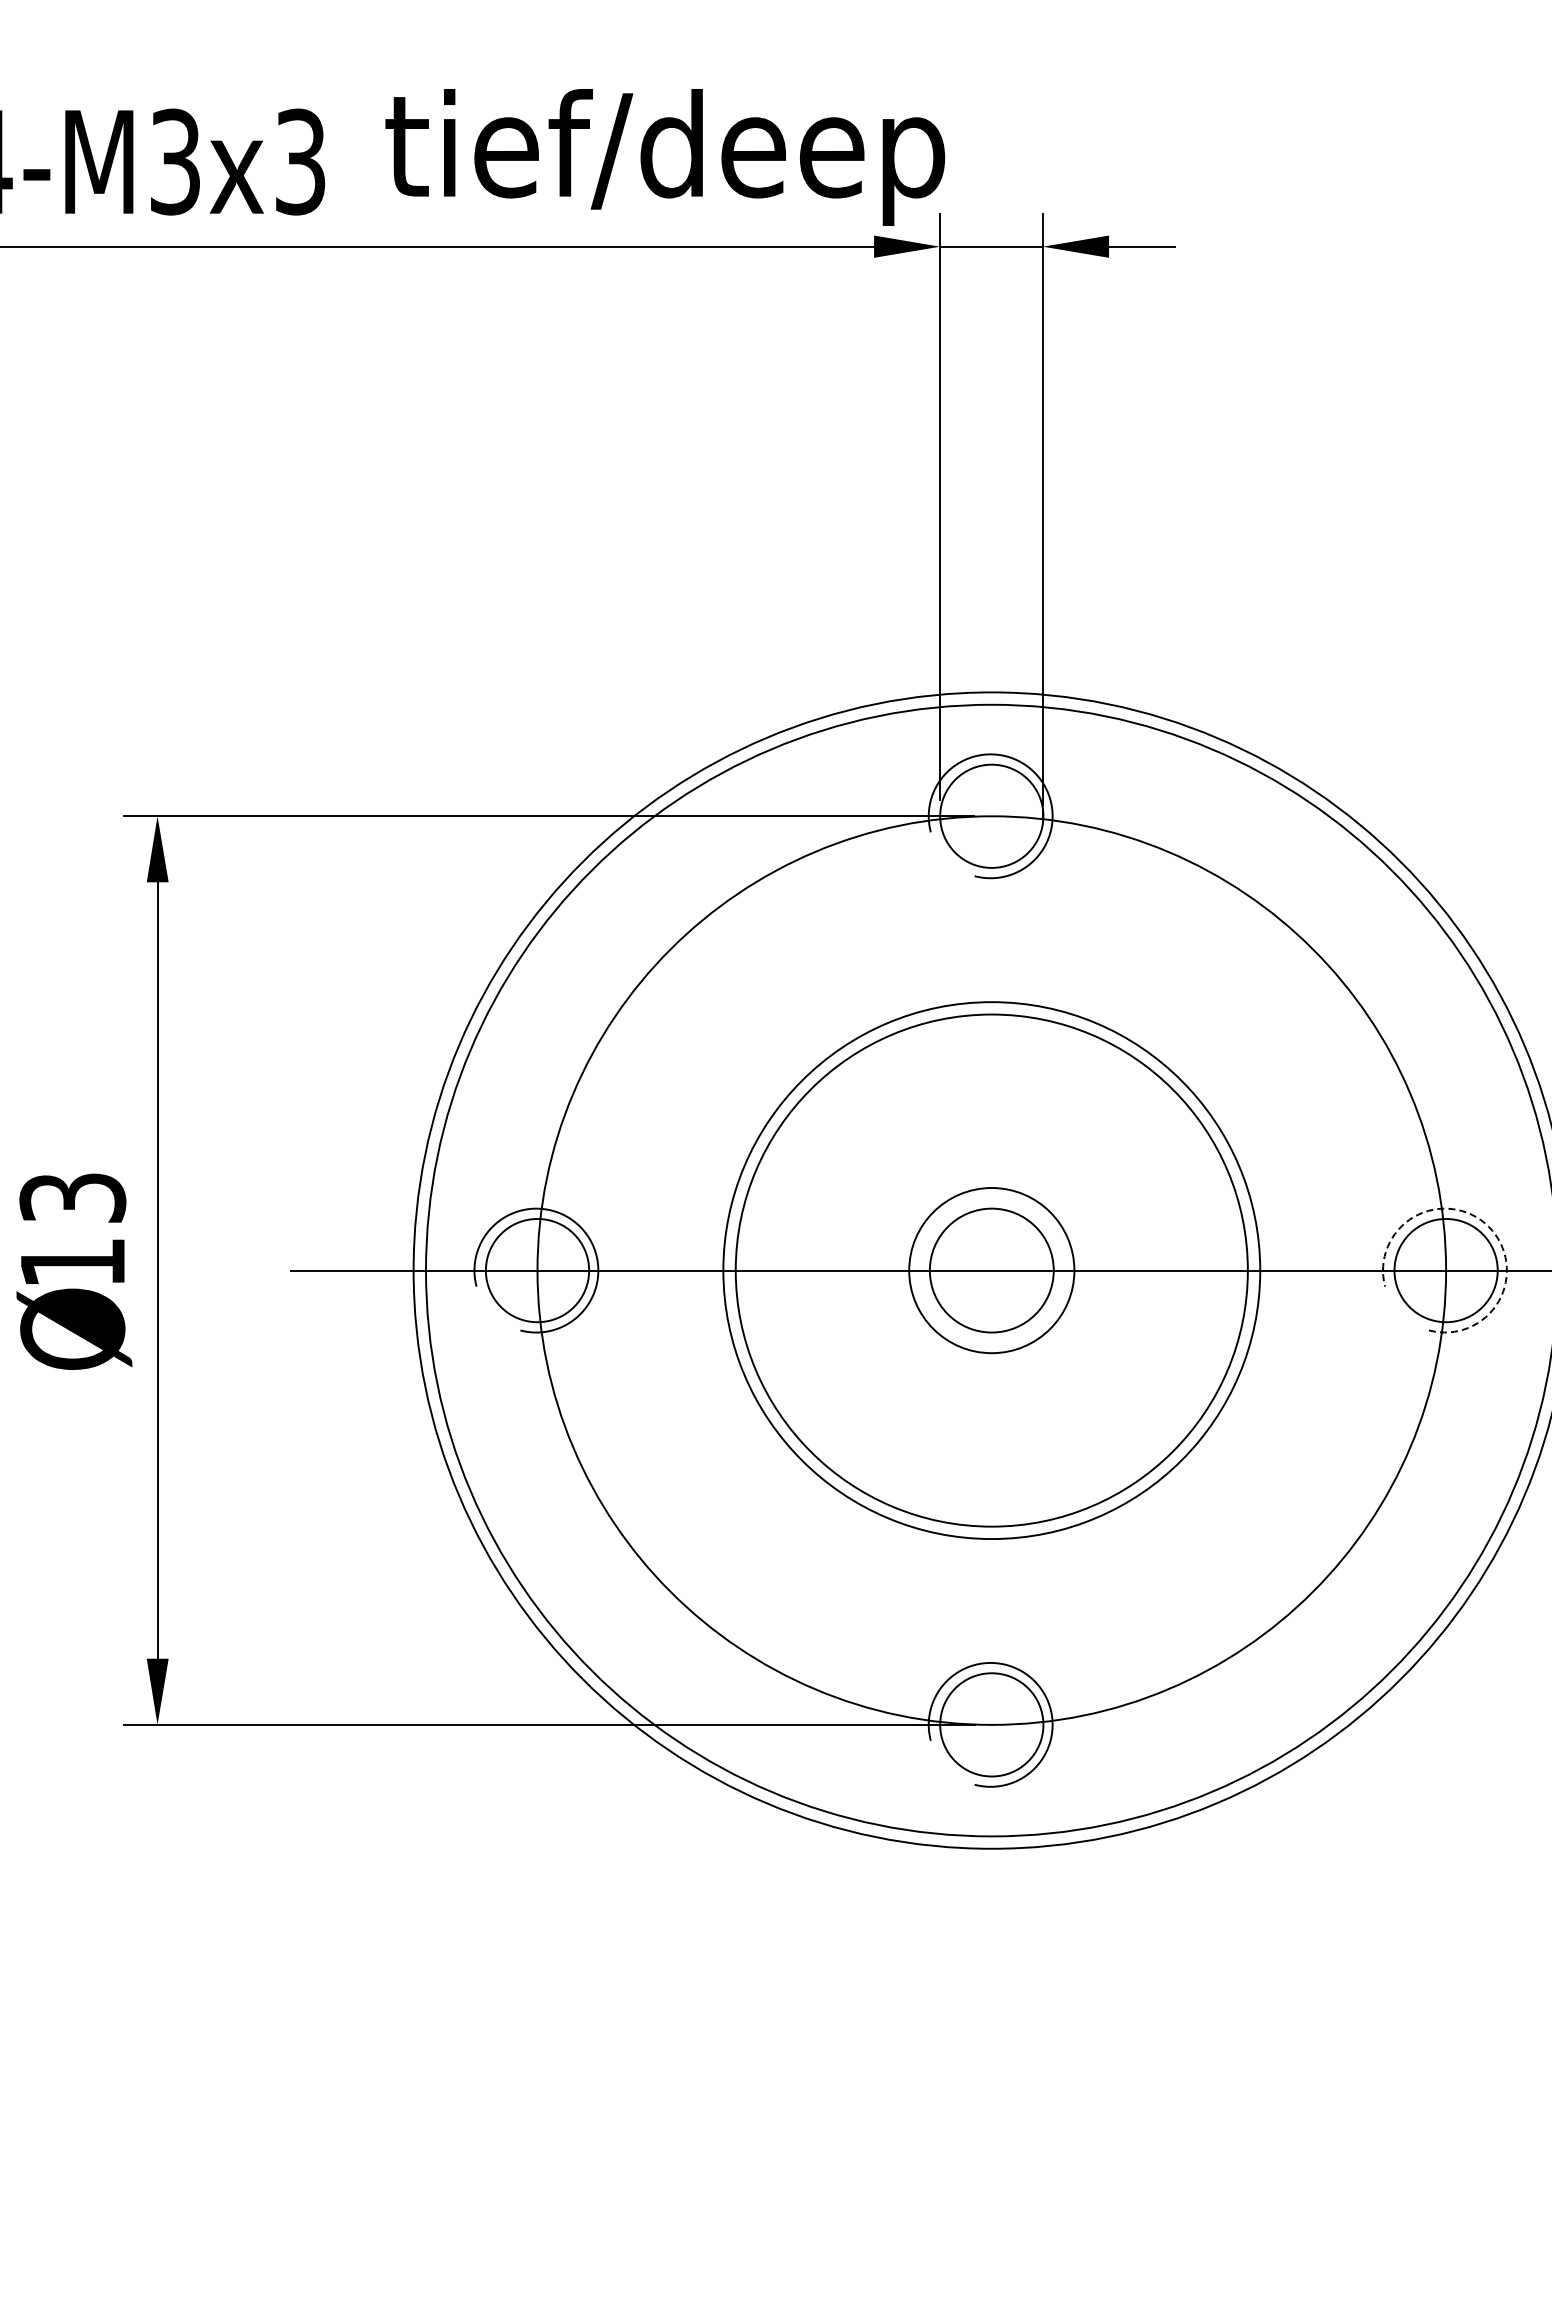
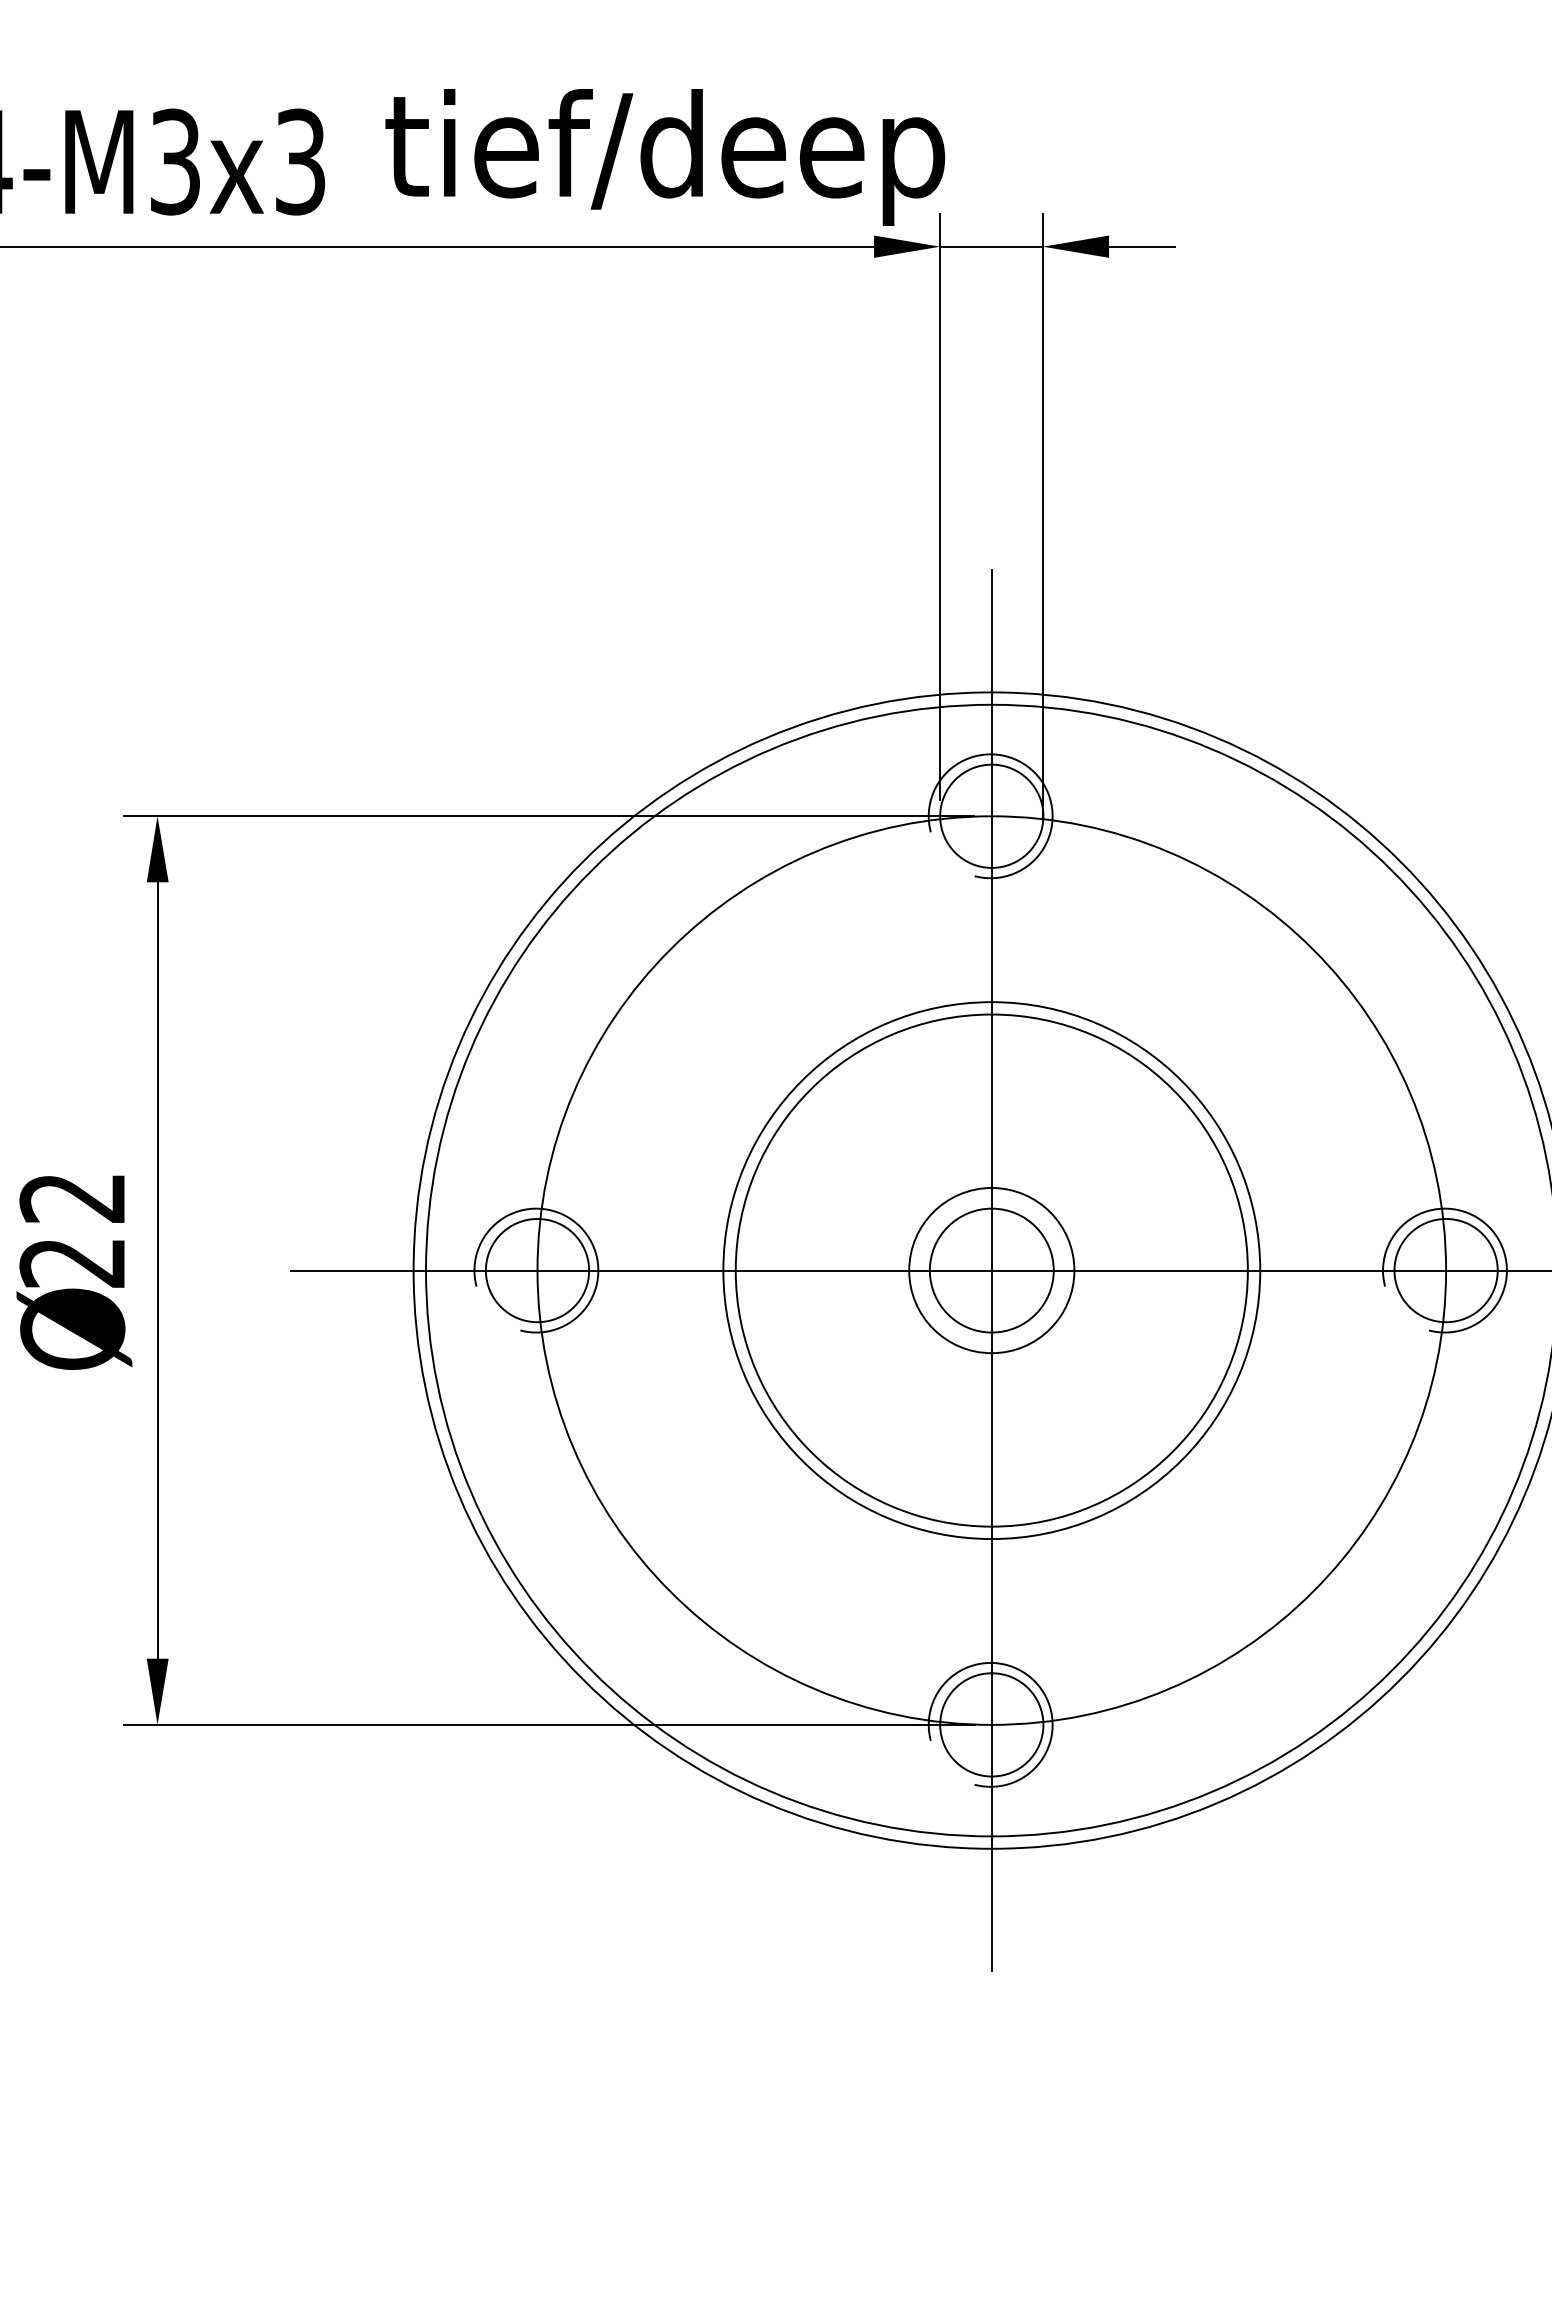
arc: dashed -> solid (1488, 1226)
text: 13 -> 22 (72, 1230)
line: none -> present (991, 1270)
